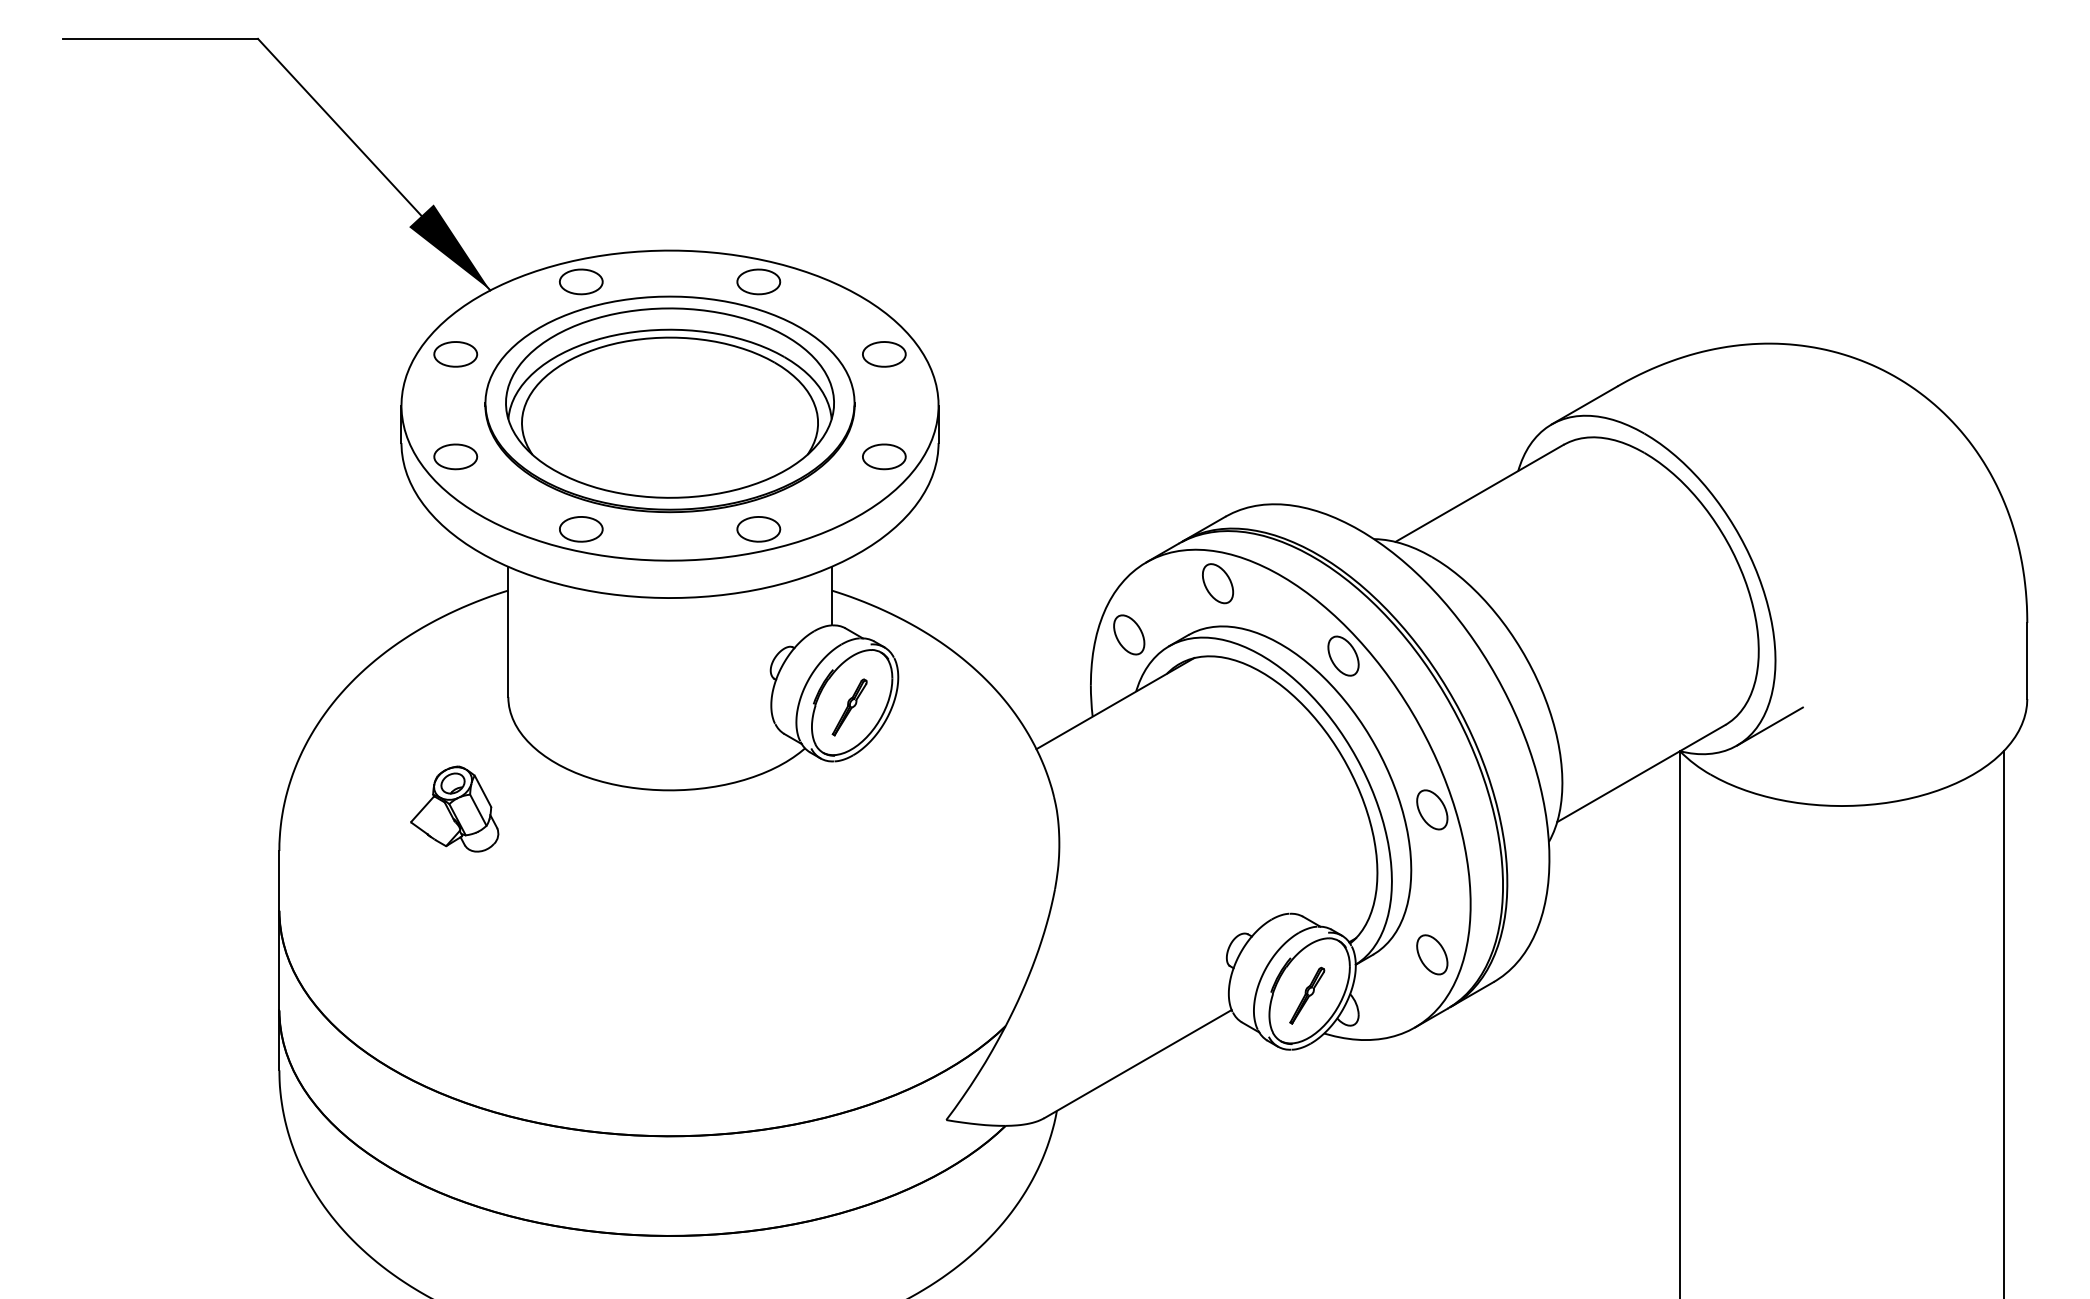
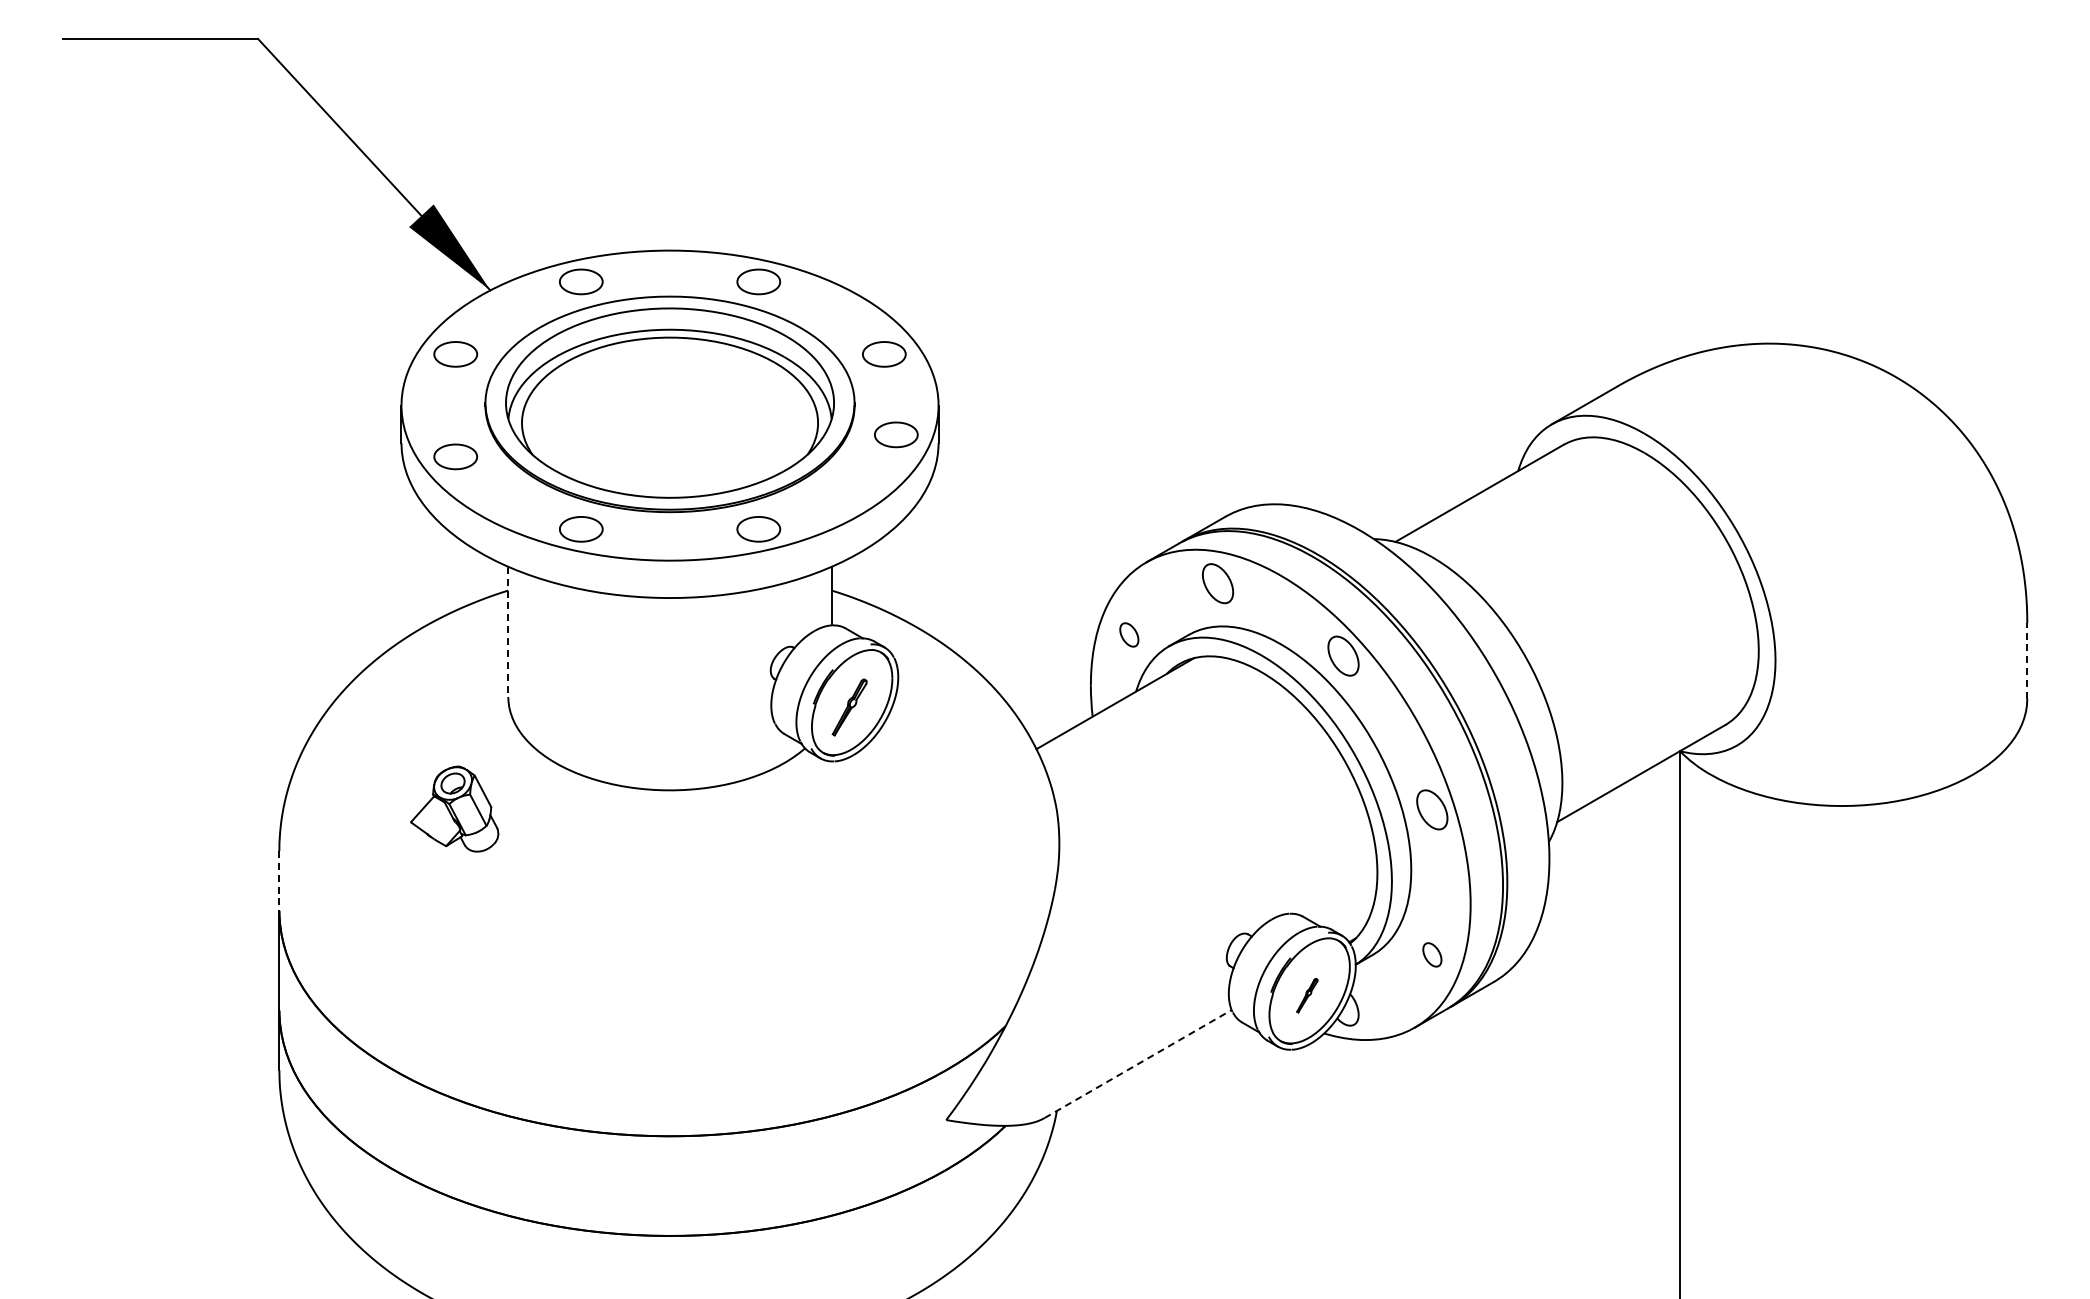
part position: (884, 456) -> (896, 434) (896, 434)
line: solid -> dashed (508, 632)
part size: 33x42 px -> 21x26 px (1129, 634)
line: solid -> dashed (2027, 661)
line: present -> none (1769, 726)
line: solid -> dashed (279, 880)
part size: 33x42 px -> 21x26 px (1432, 954)
part size: 37x59 px -> 23x36 px (1307, 995)
line: present -> none (2003, 1023)
line: solid -> dashed (1138, 1063)
